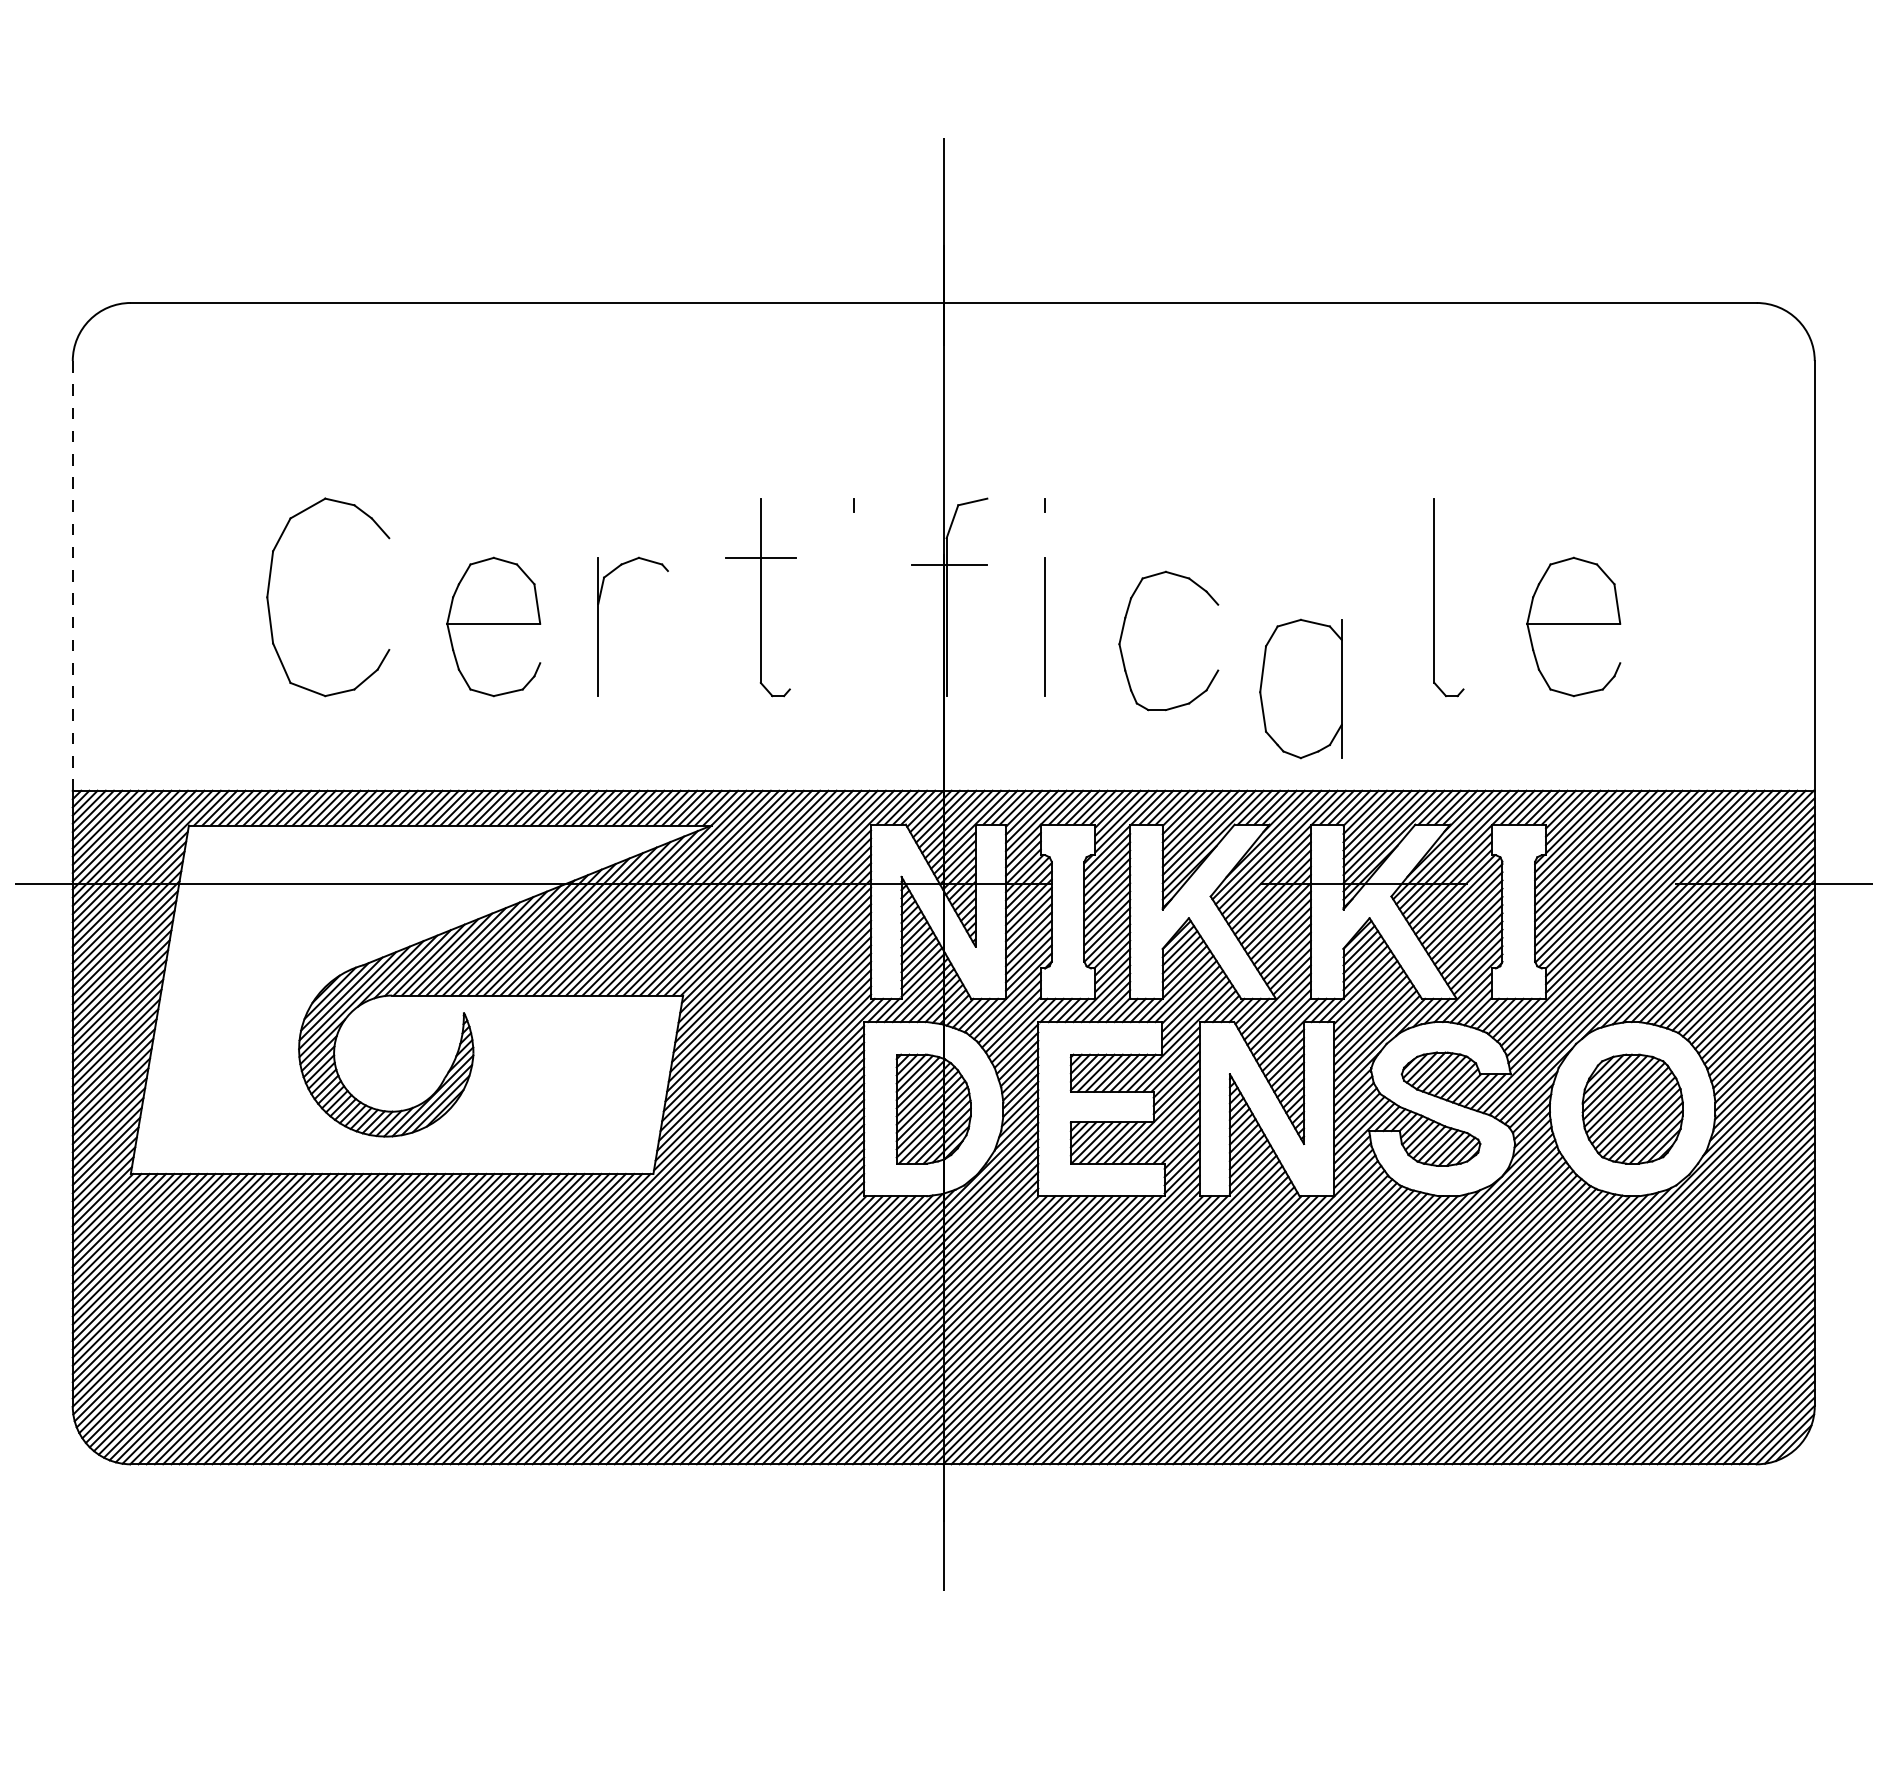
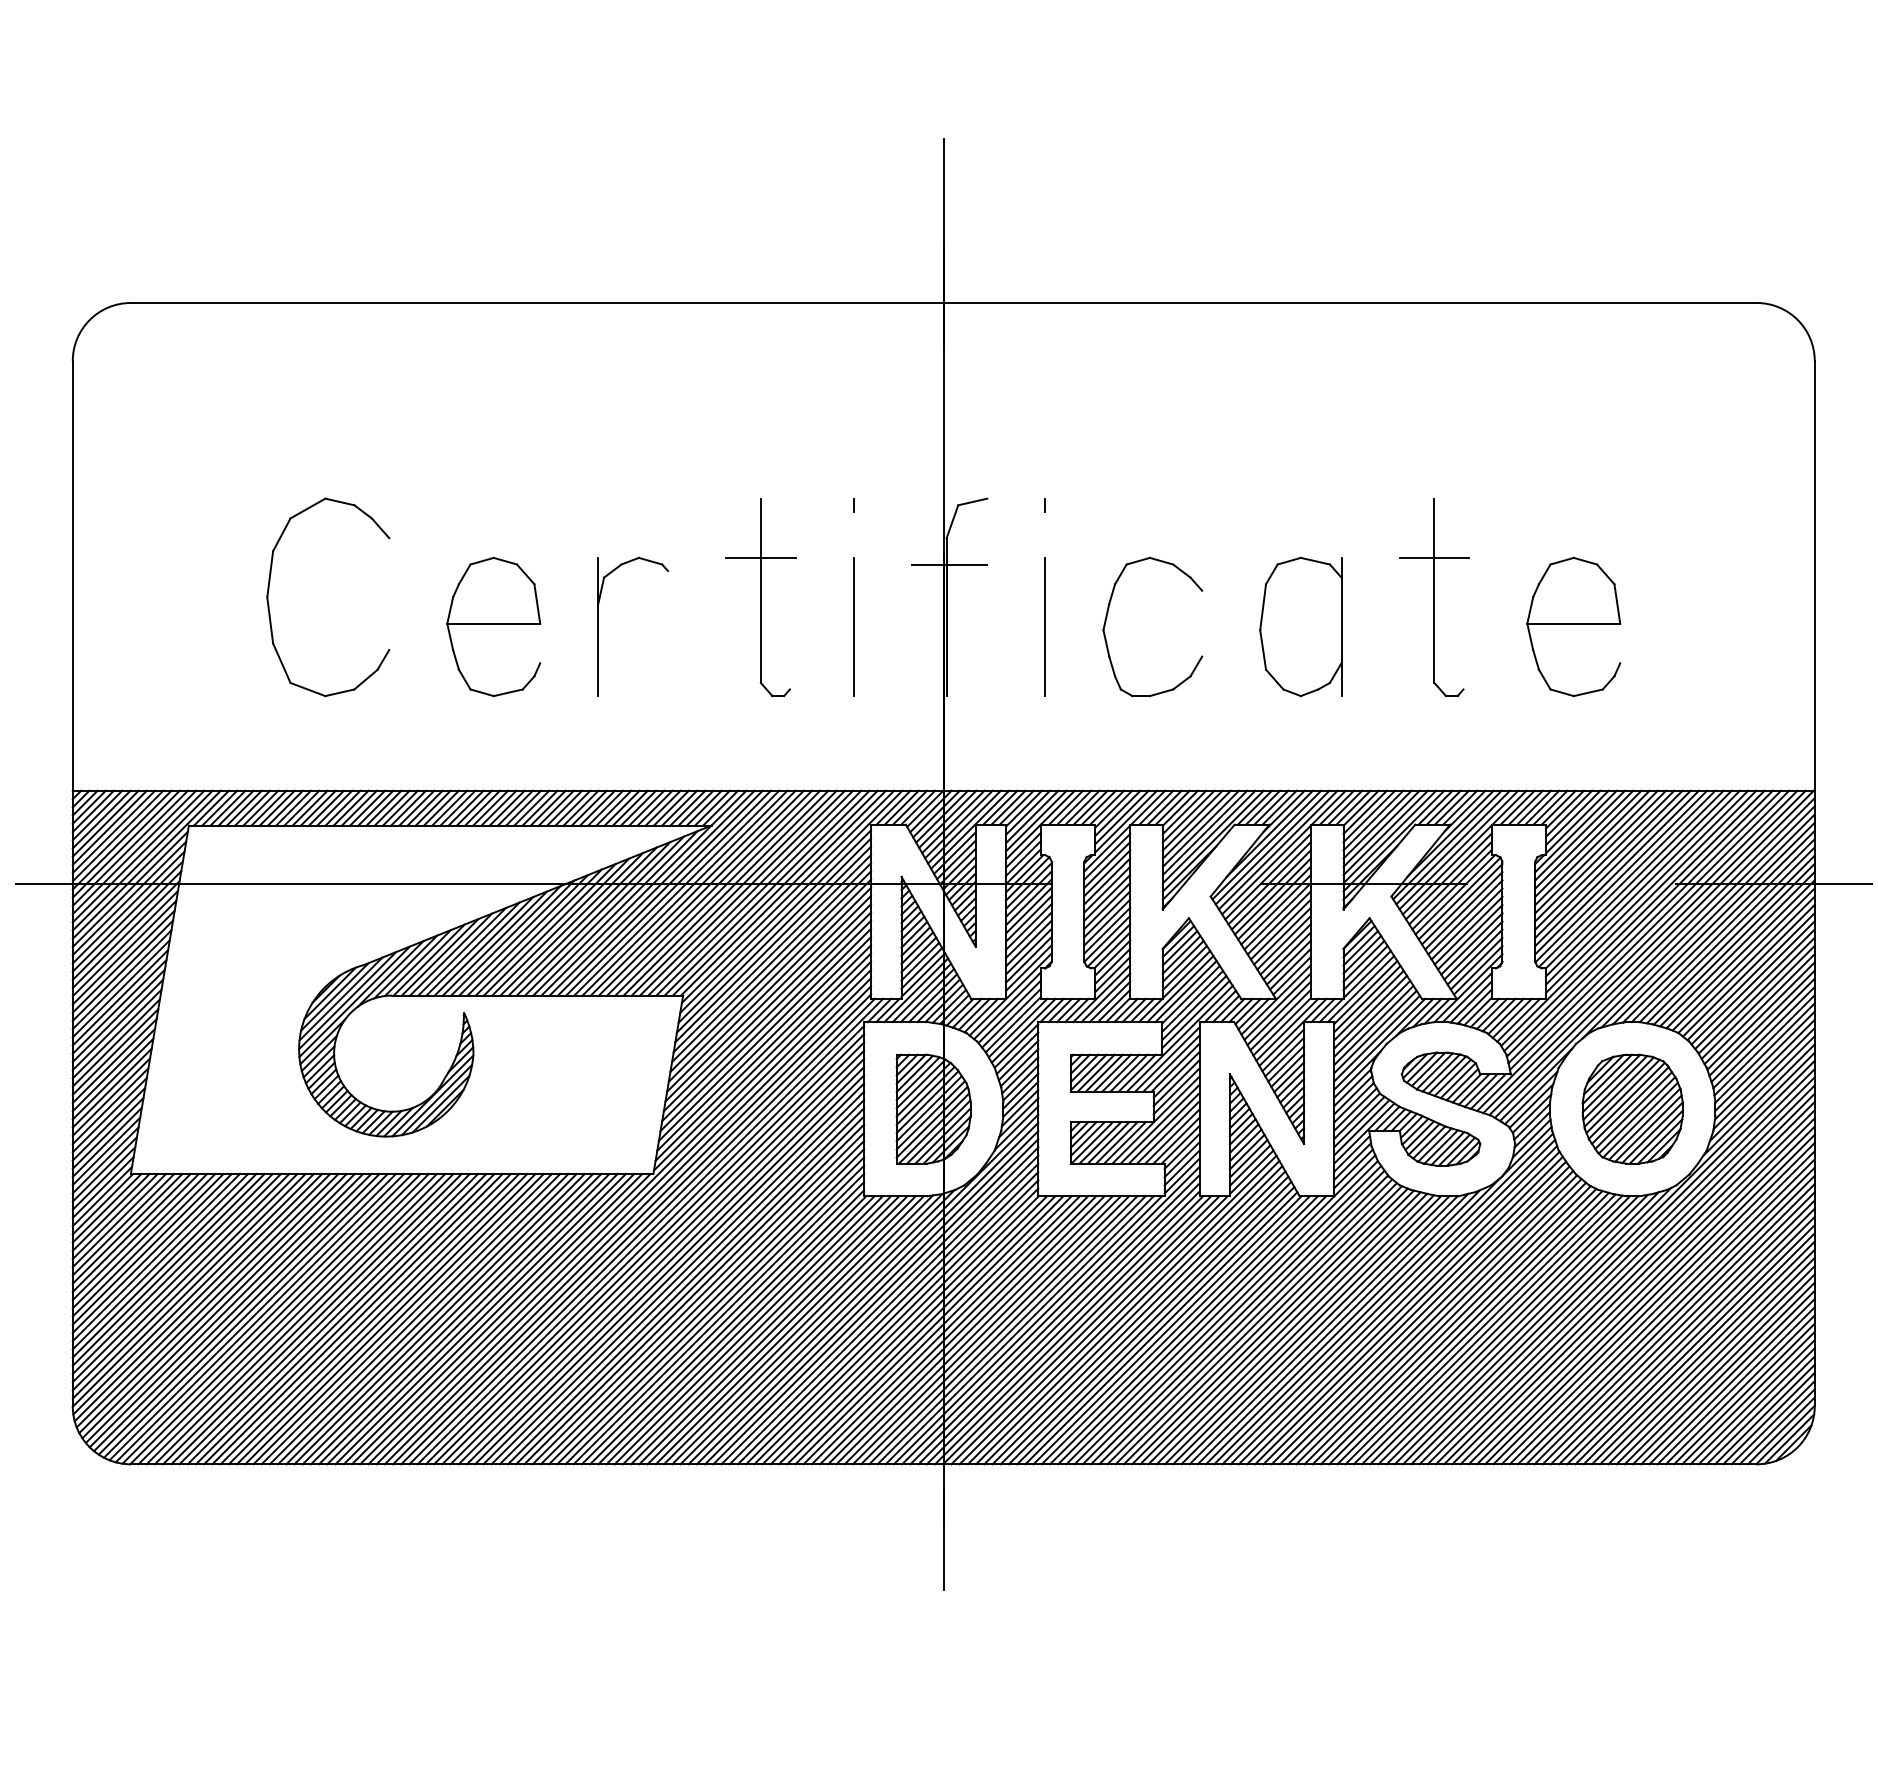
line: none -> present (1434, 557)
line: dashed -> solid (72, 575)
line: none -> present (853, 626)
part position: (1124, 627) -> (1108, 613) (1108, 613)
part position: (1300, 688) -> (1300, 626) (1300, 626)
